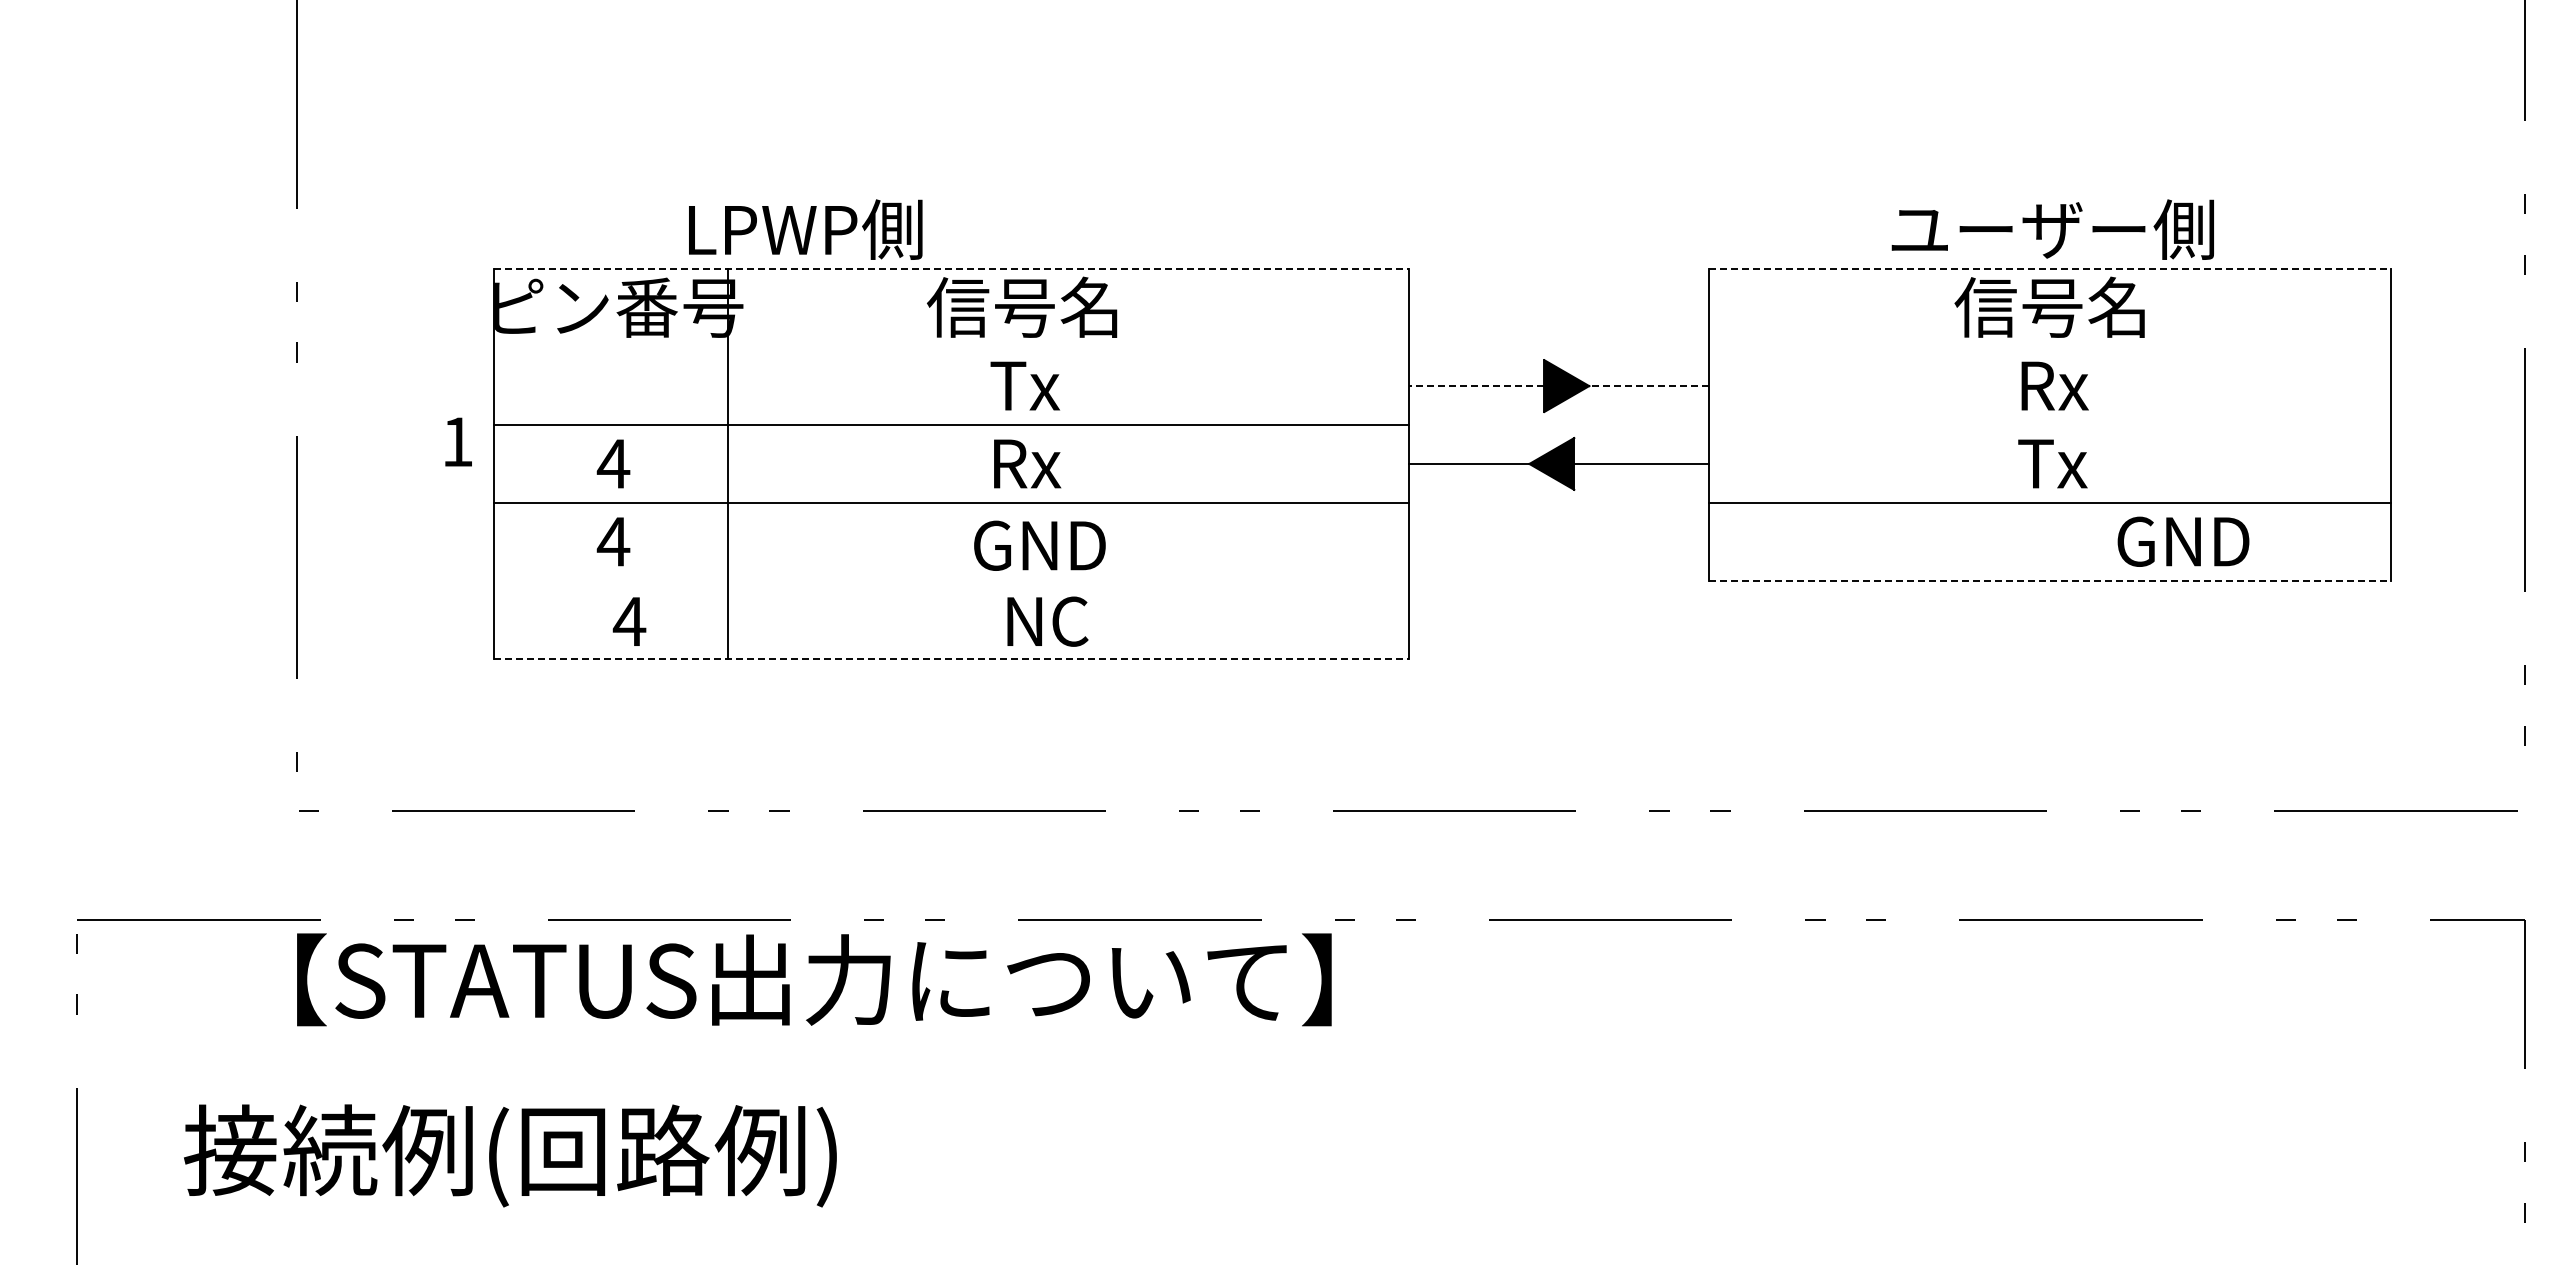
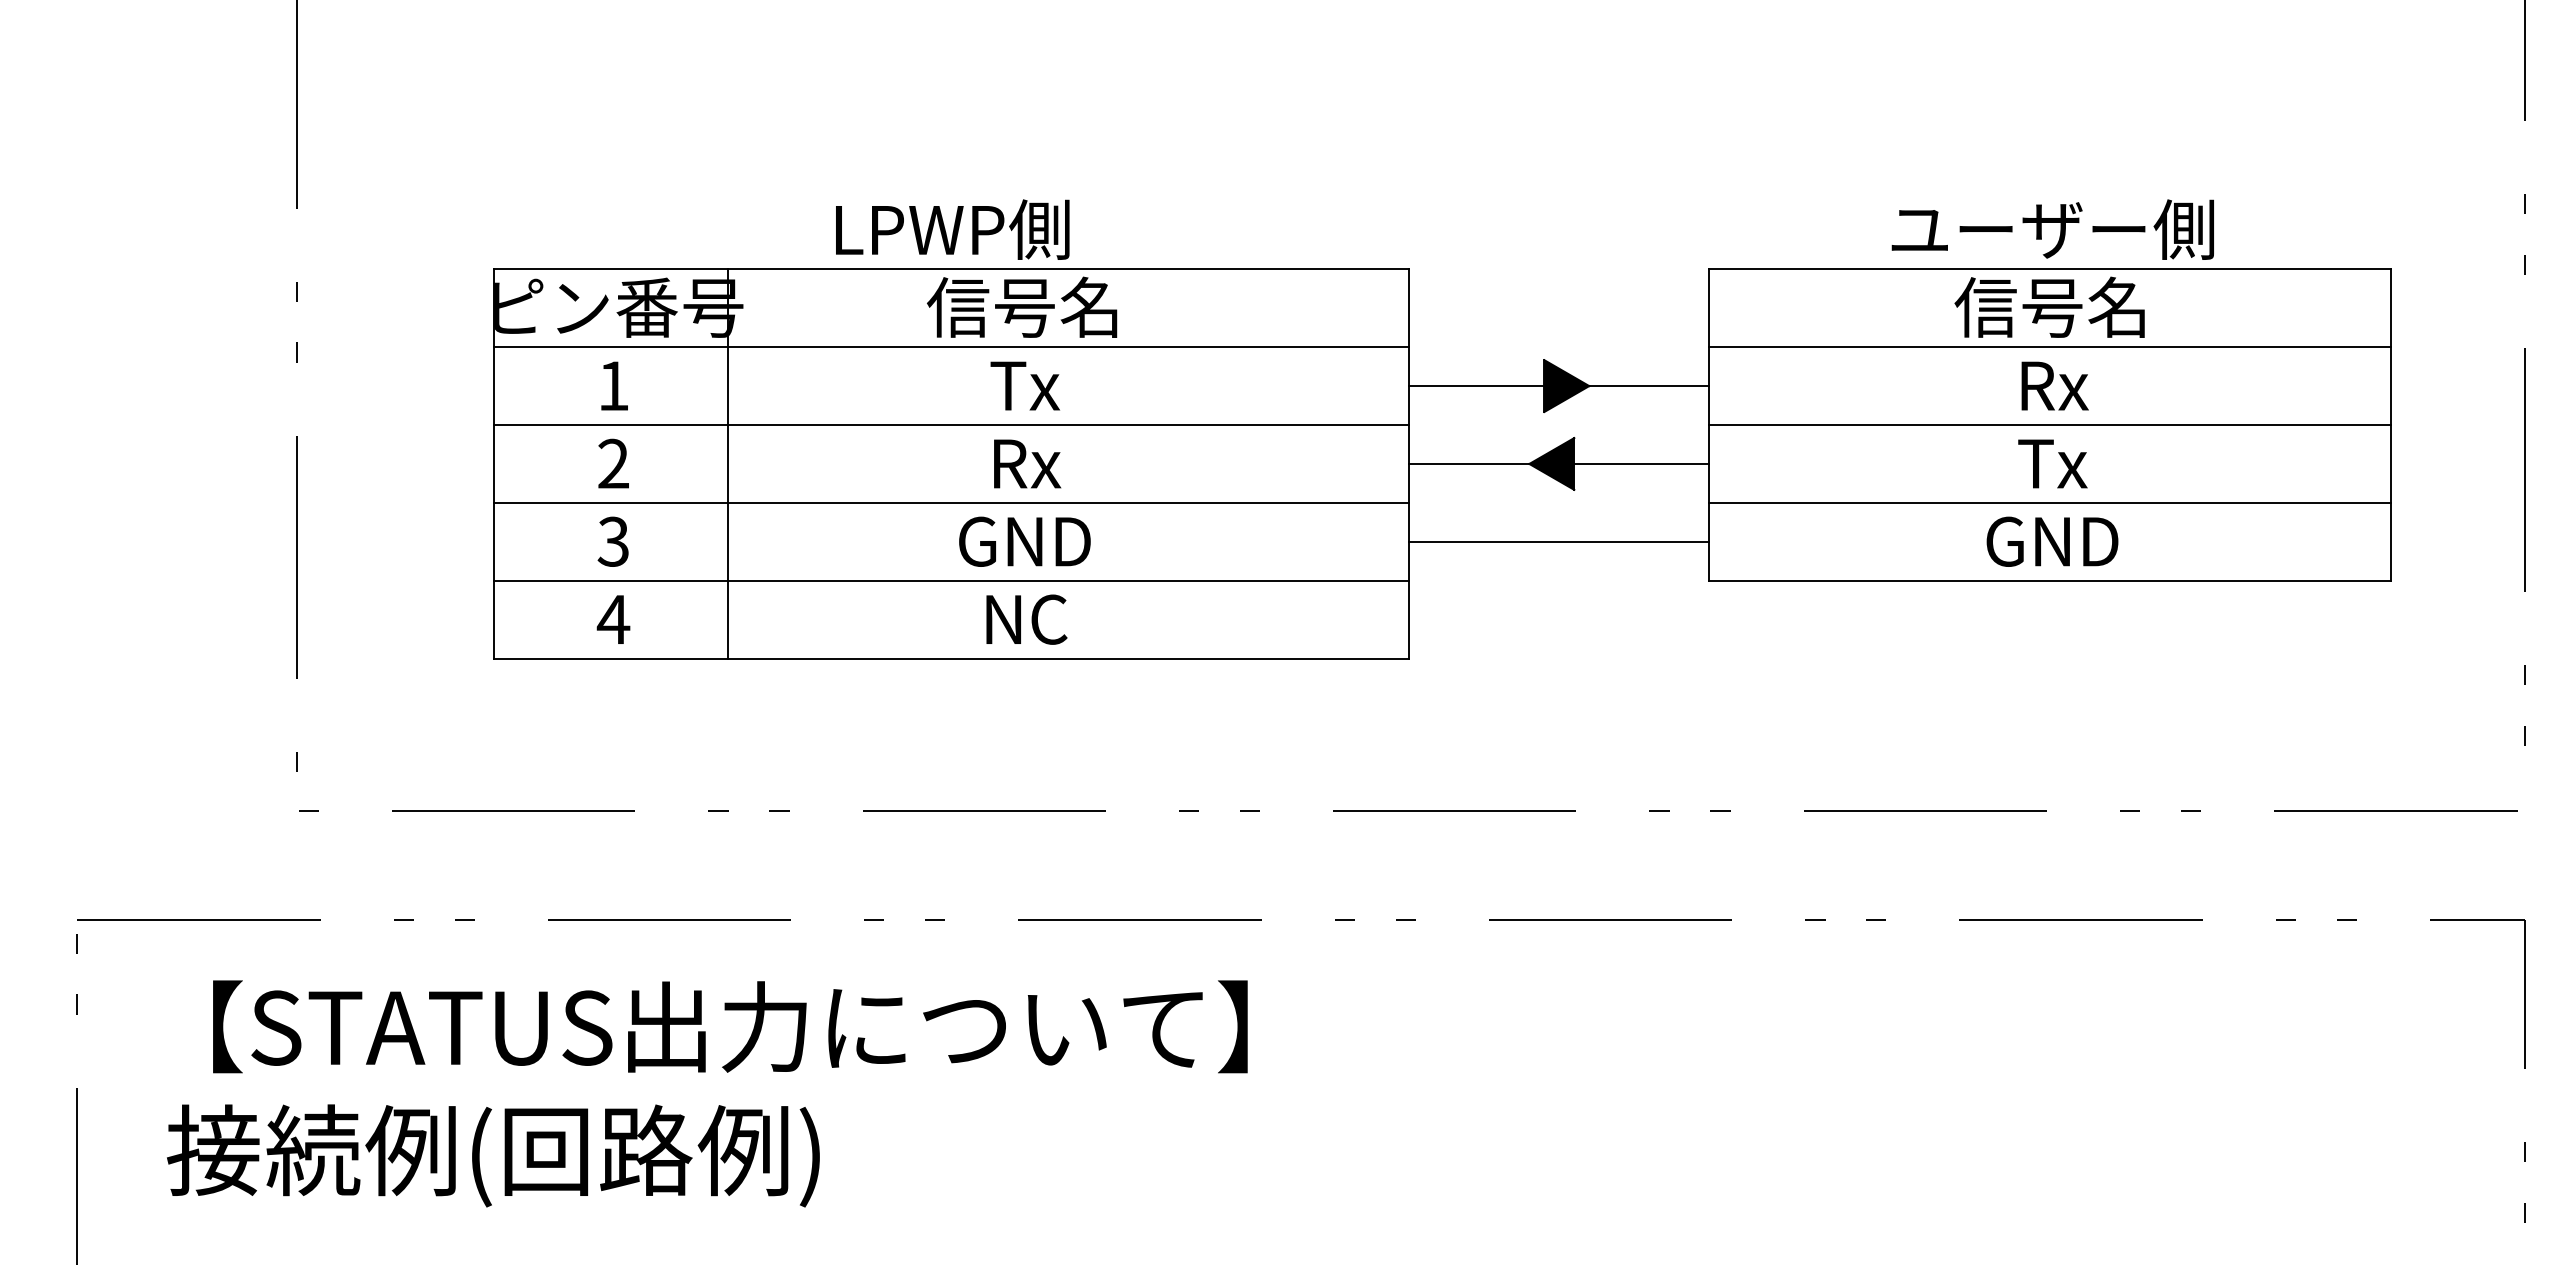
text position: (805, 229) -> (952, 229) (952, 229)
line: dashed -> solid (951, 269)
line: dashed -> solid (2050, 269)
line: none -> present (951, 347)
line: none -> present (2049, 347)
line: dashed -> solid (1558, 386)
line: none -> present (2049, 425)
text position: (458, 441) -> (614, 385) (614, 385)
text: 4 -> 2 (613, 463)
text: 4 -> 3 (613, 541)
line: none -> present (1559, 541)
text position: (2183, 541) -> (2052, 541) (2052, 541)
text position: (1039, 545) -> (1024, 541) (1024, 541)
line: none -> present (951, 580)
line: dashed -> solid (2050, 580)
text position: (629, 621) -> (613, 619) (613, 619)
text position: (1047, 621) -> (1026, 619) (1026, 619)
line: dashed -> solid (951, 658)
text position: (814, 979) -> (730, 1026) (730, 1026)
text position: (510, 1155) -> (493, 1155) (493, 1155)
